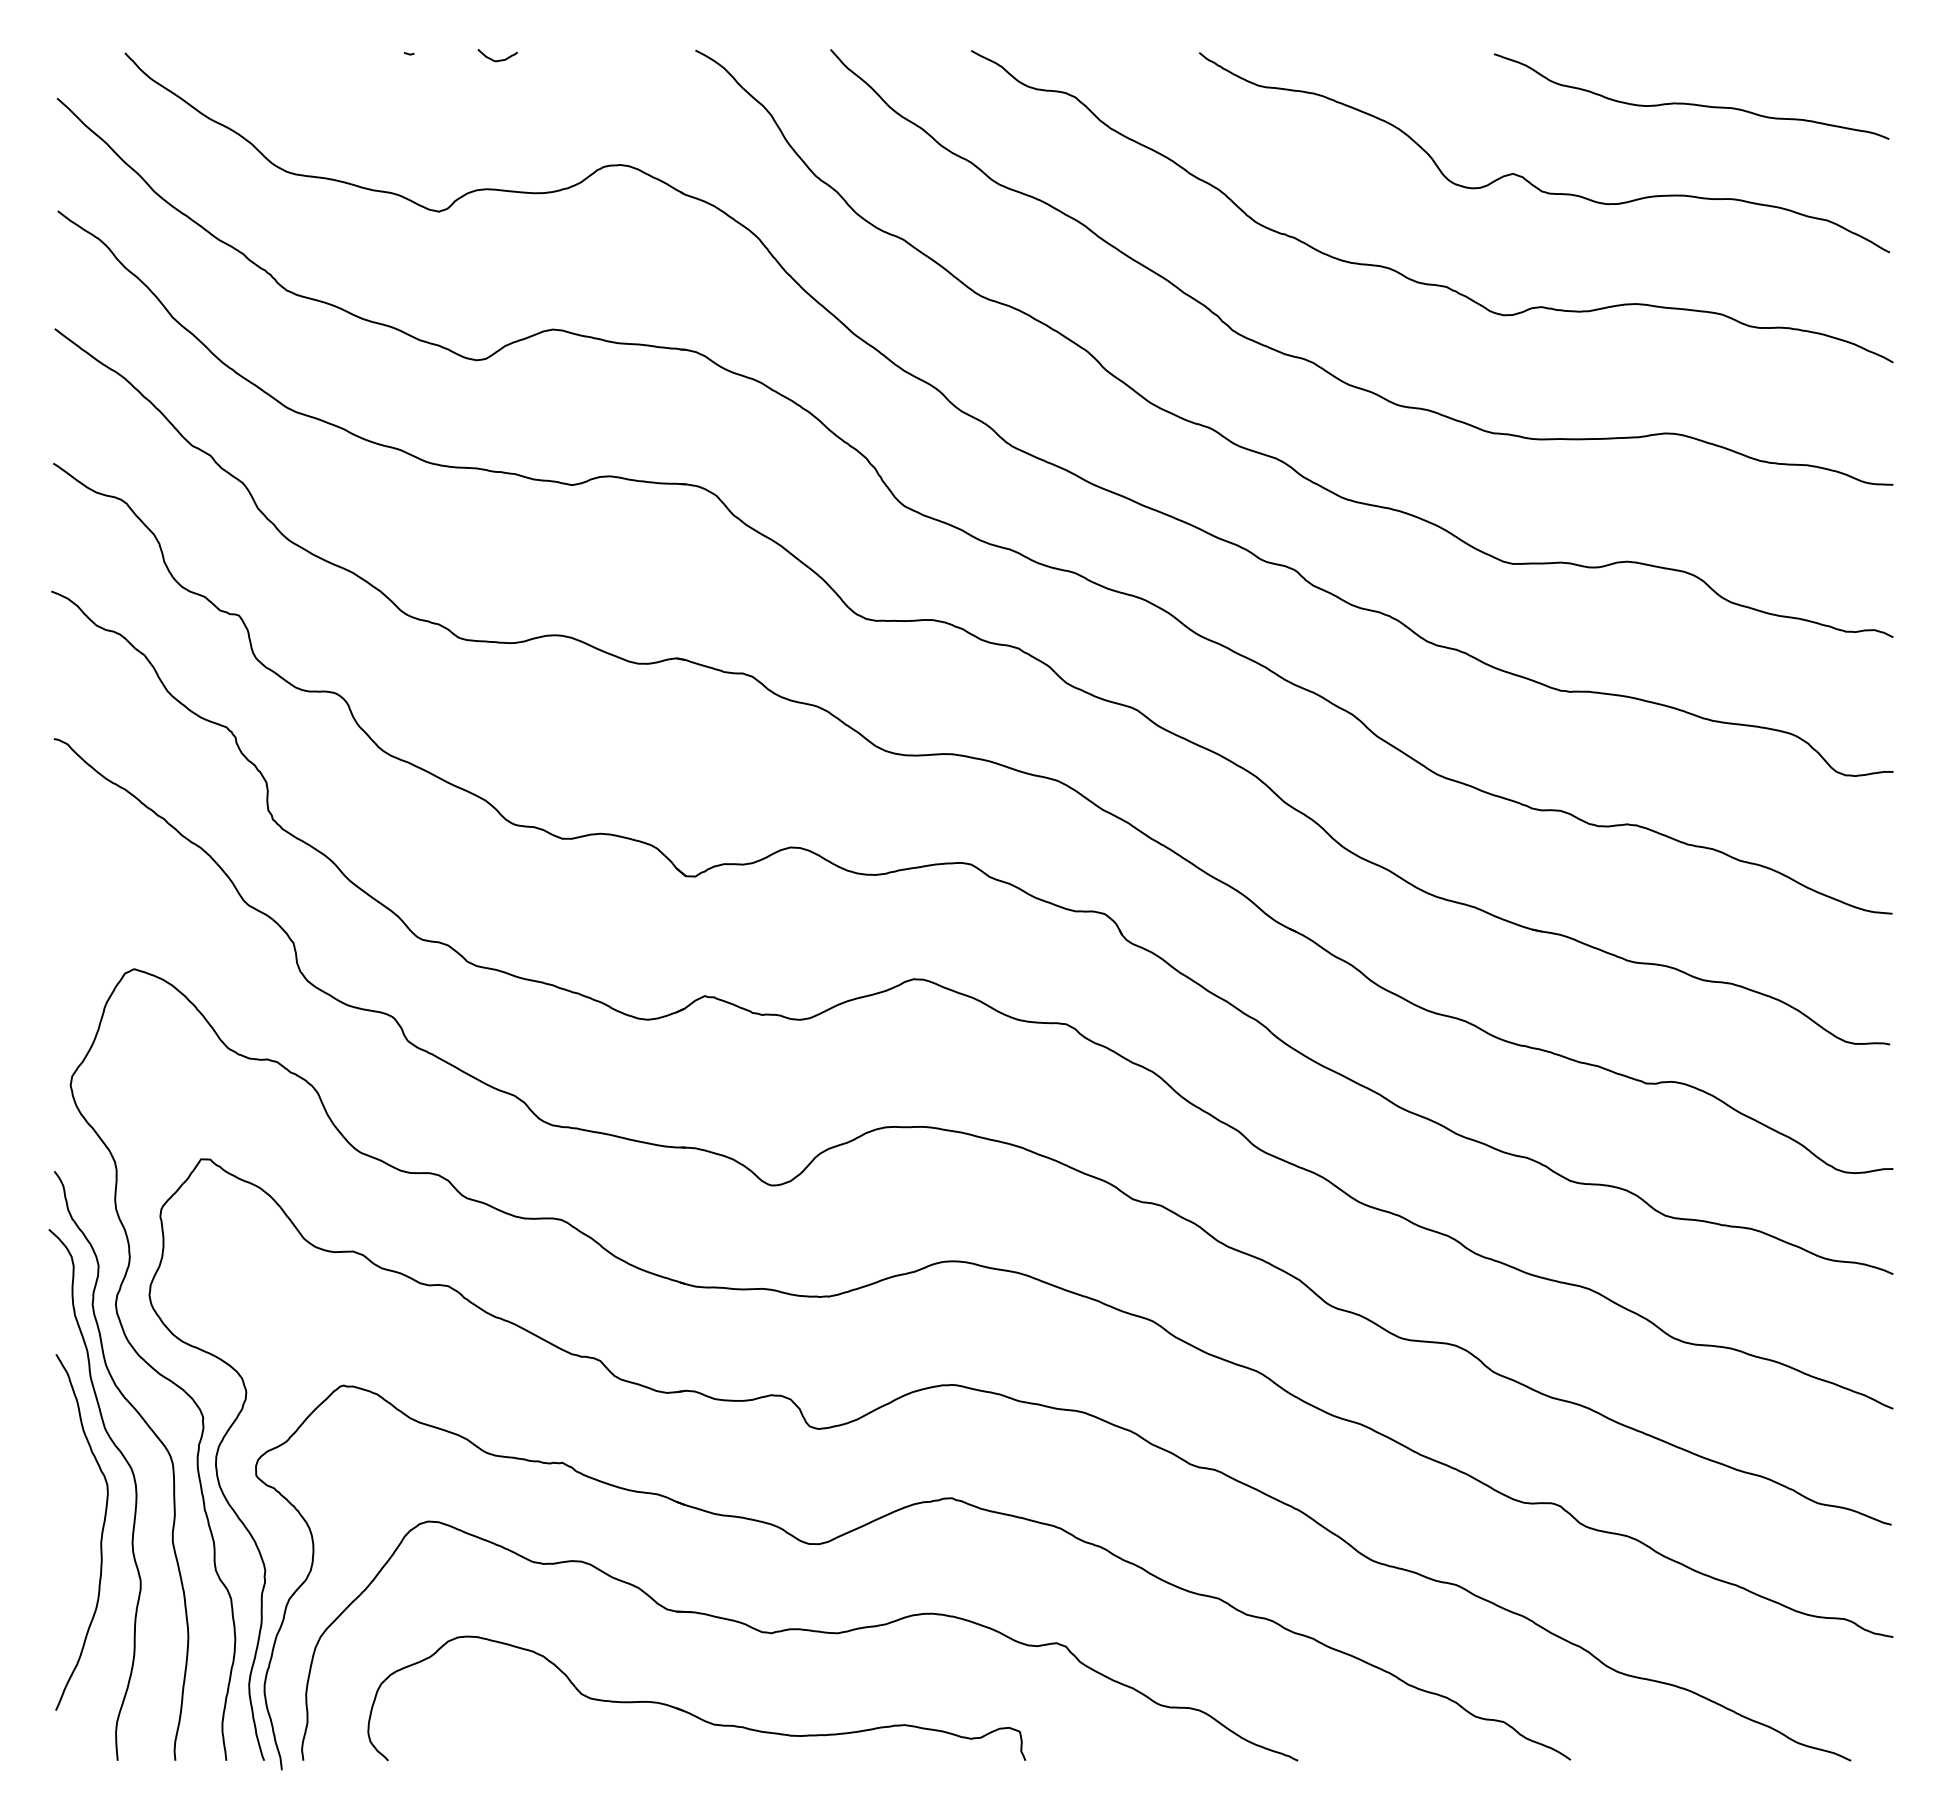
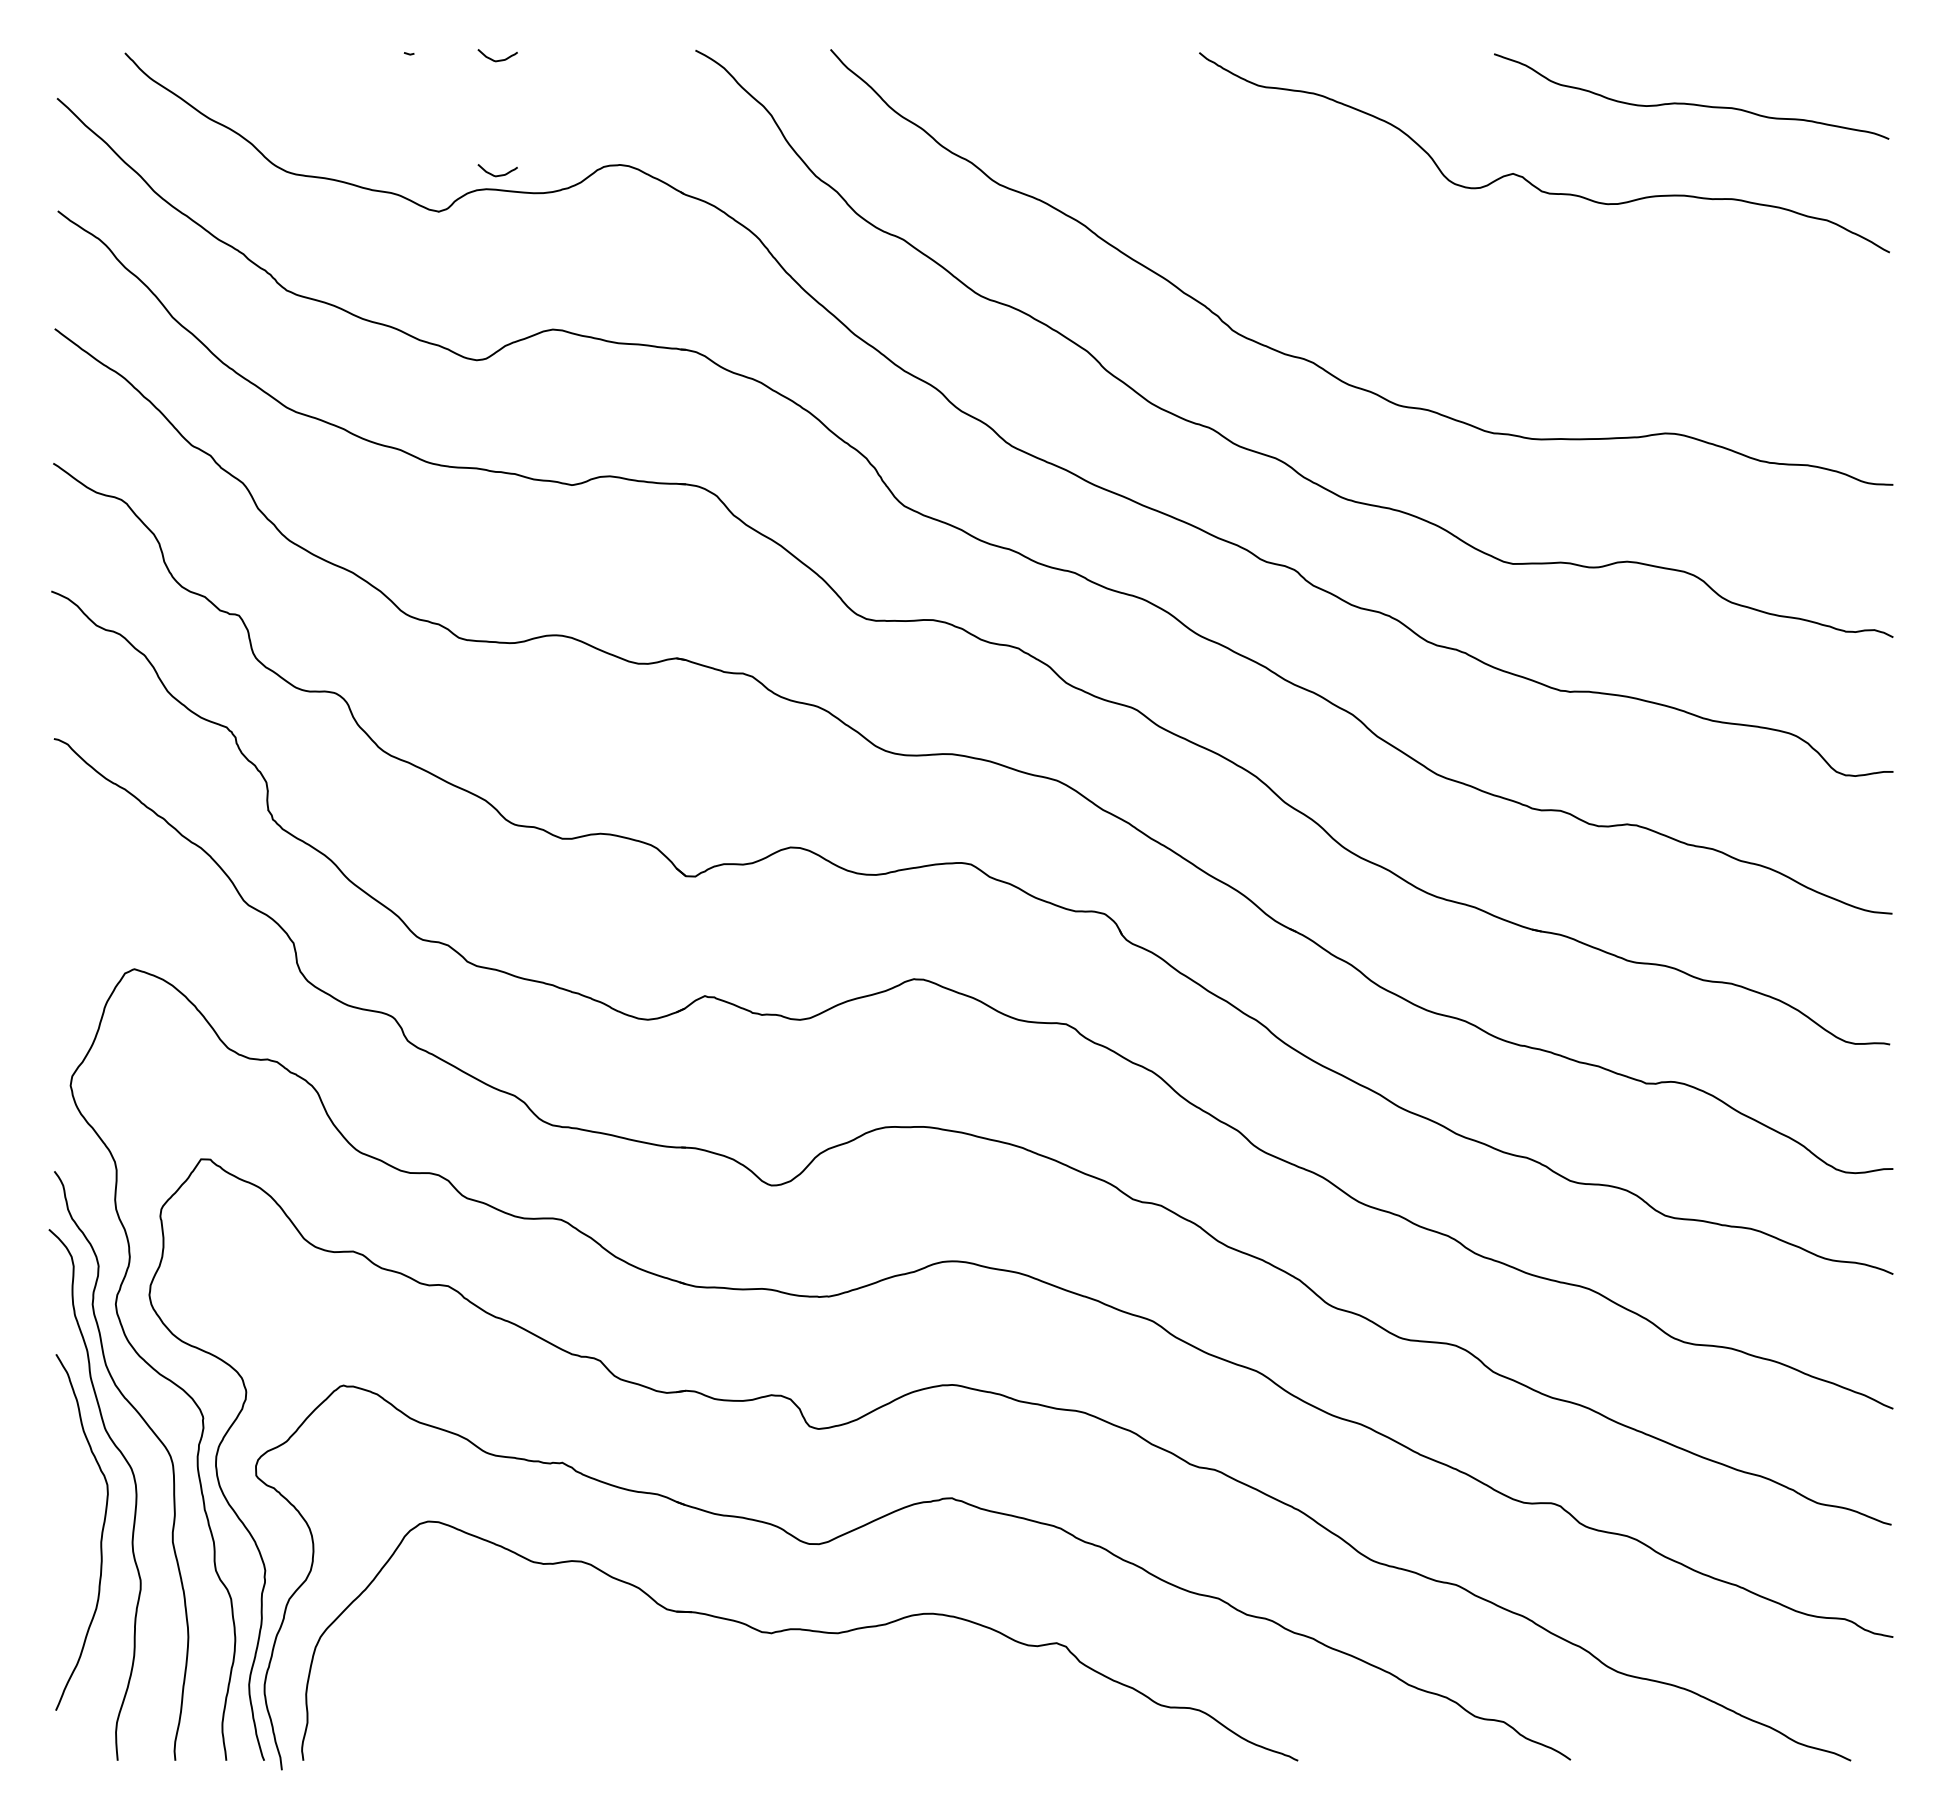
curve: none -> present (499, 174)
curve: present -> none (1400, 272)
part: present -> none (690, 1712)
